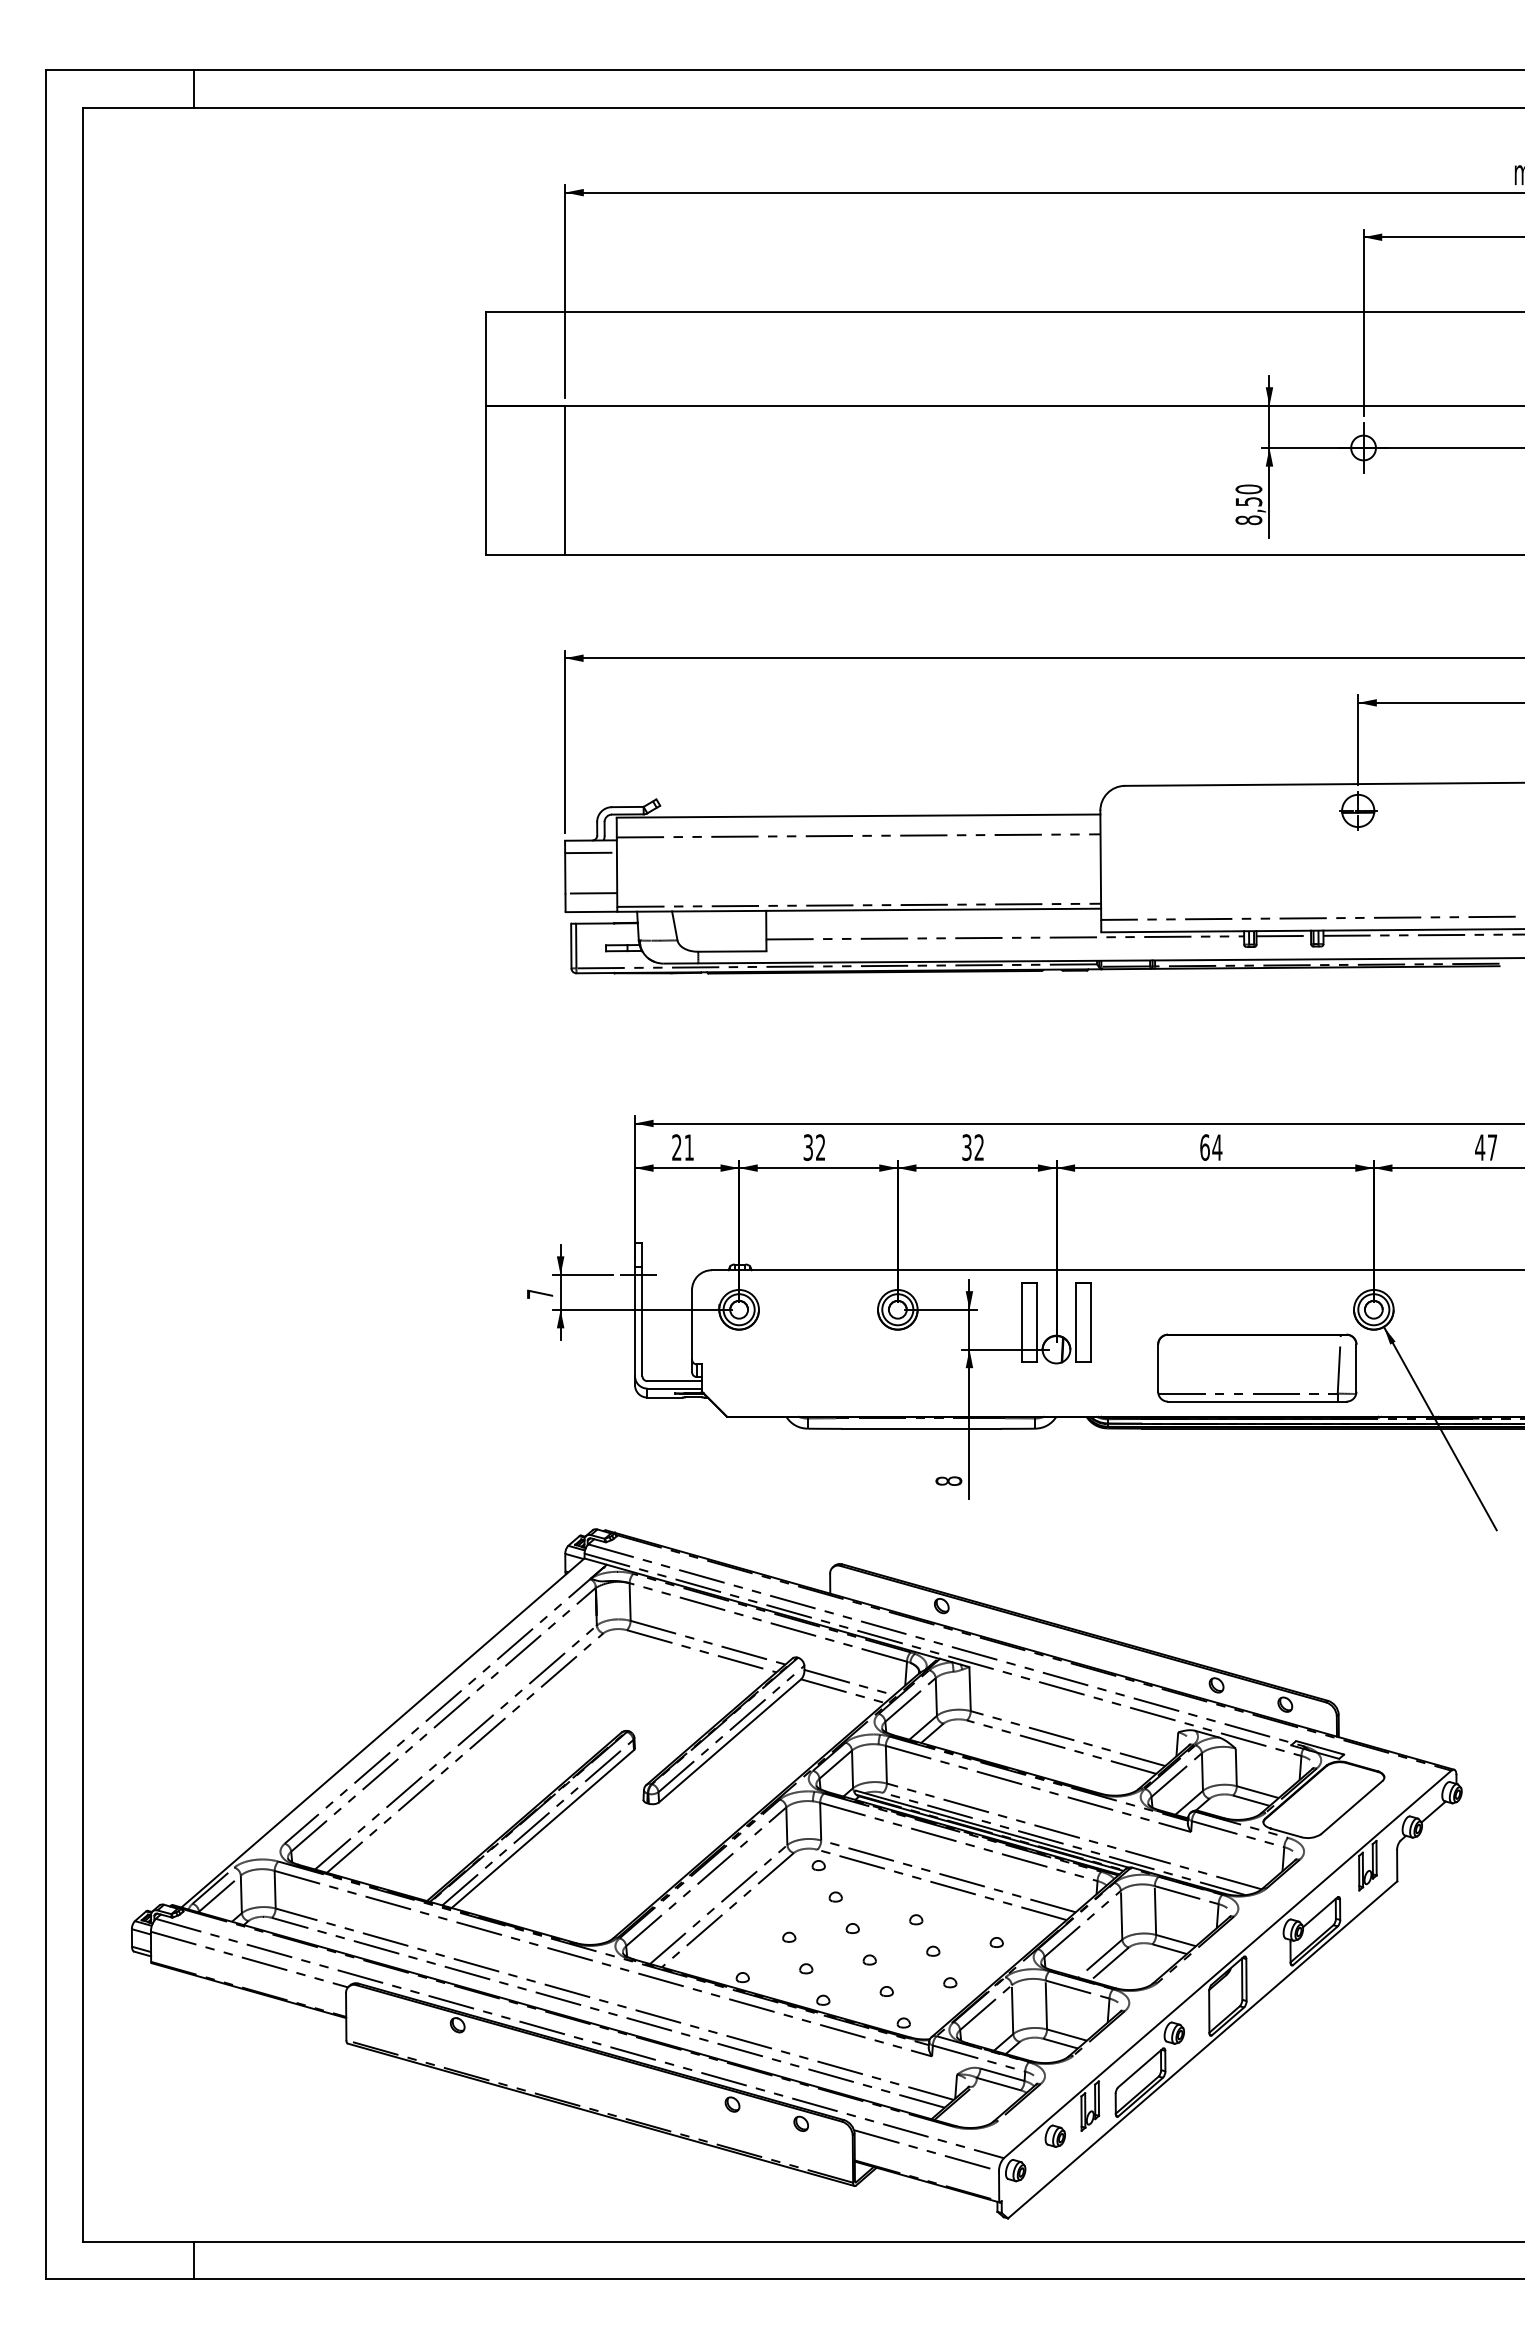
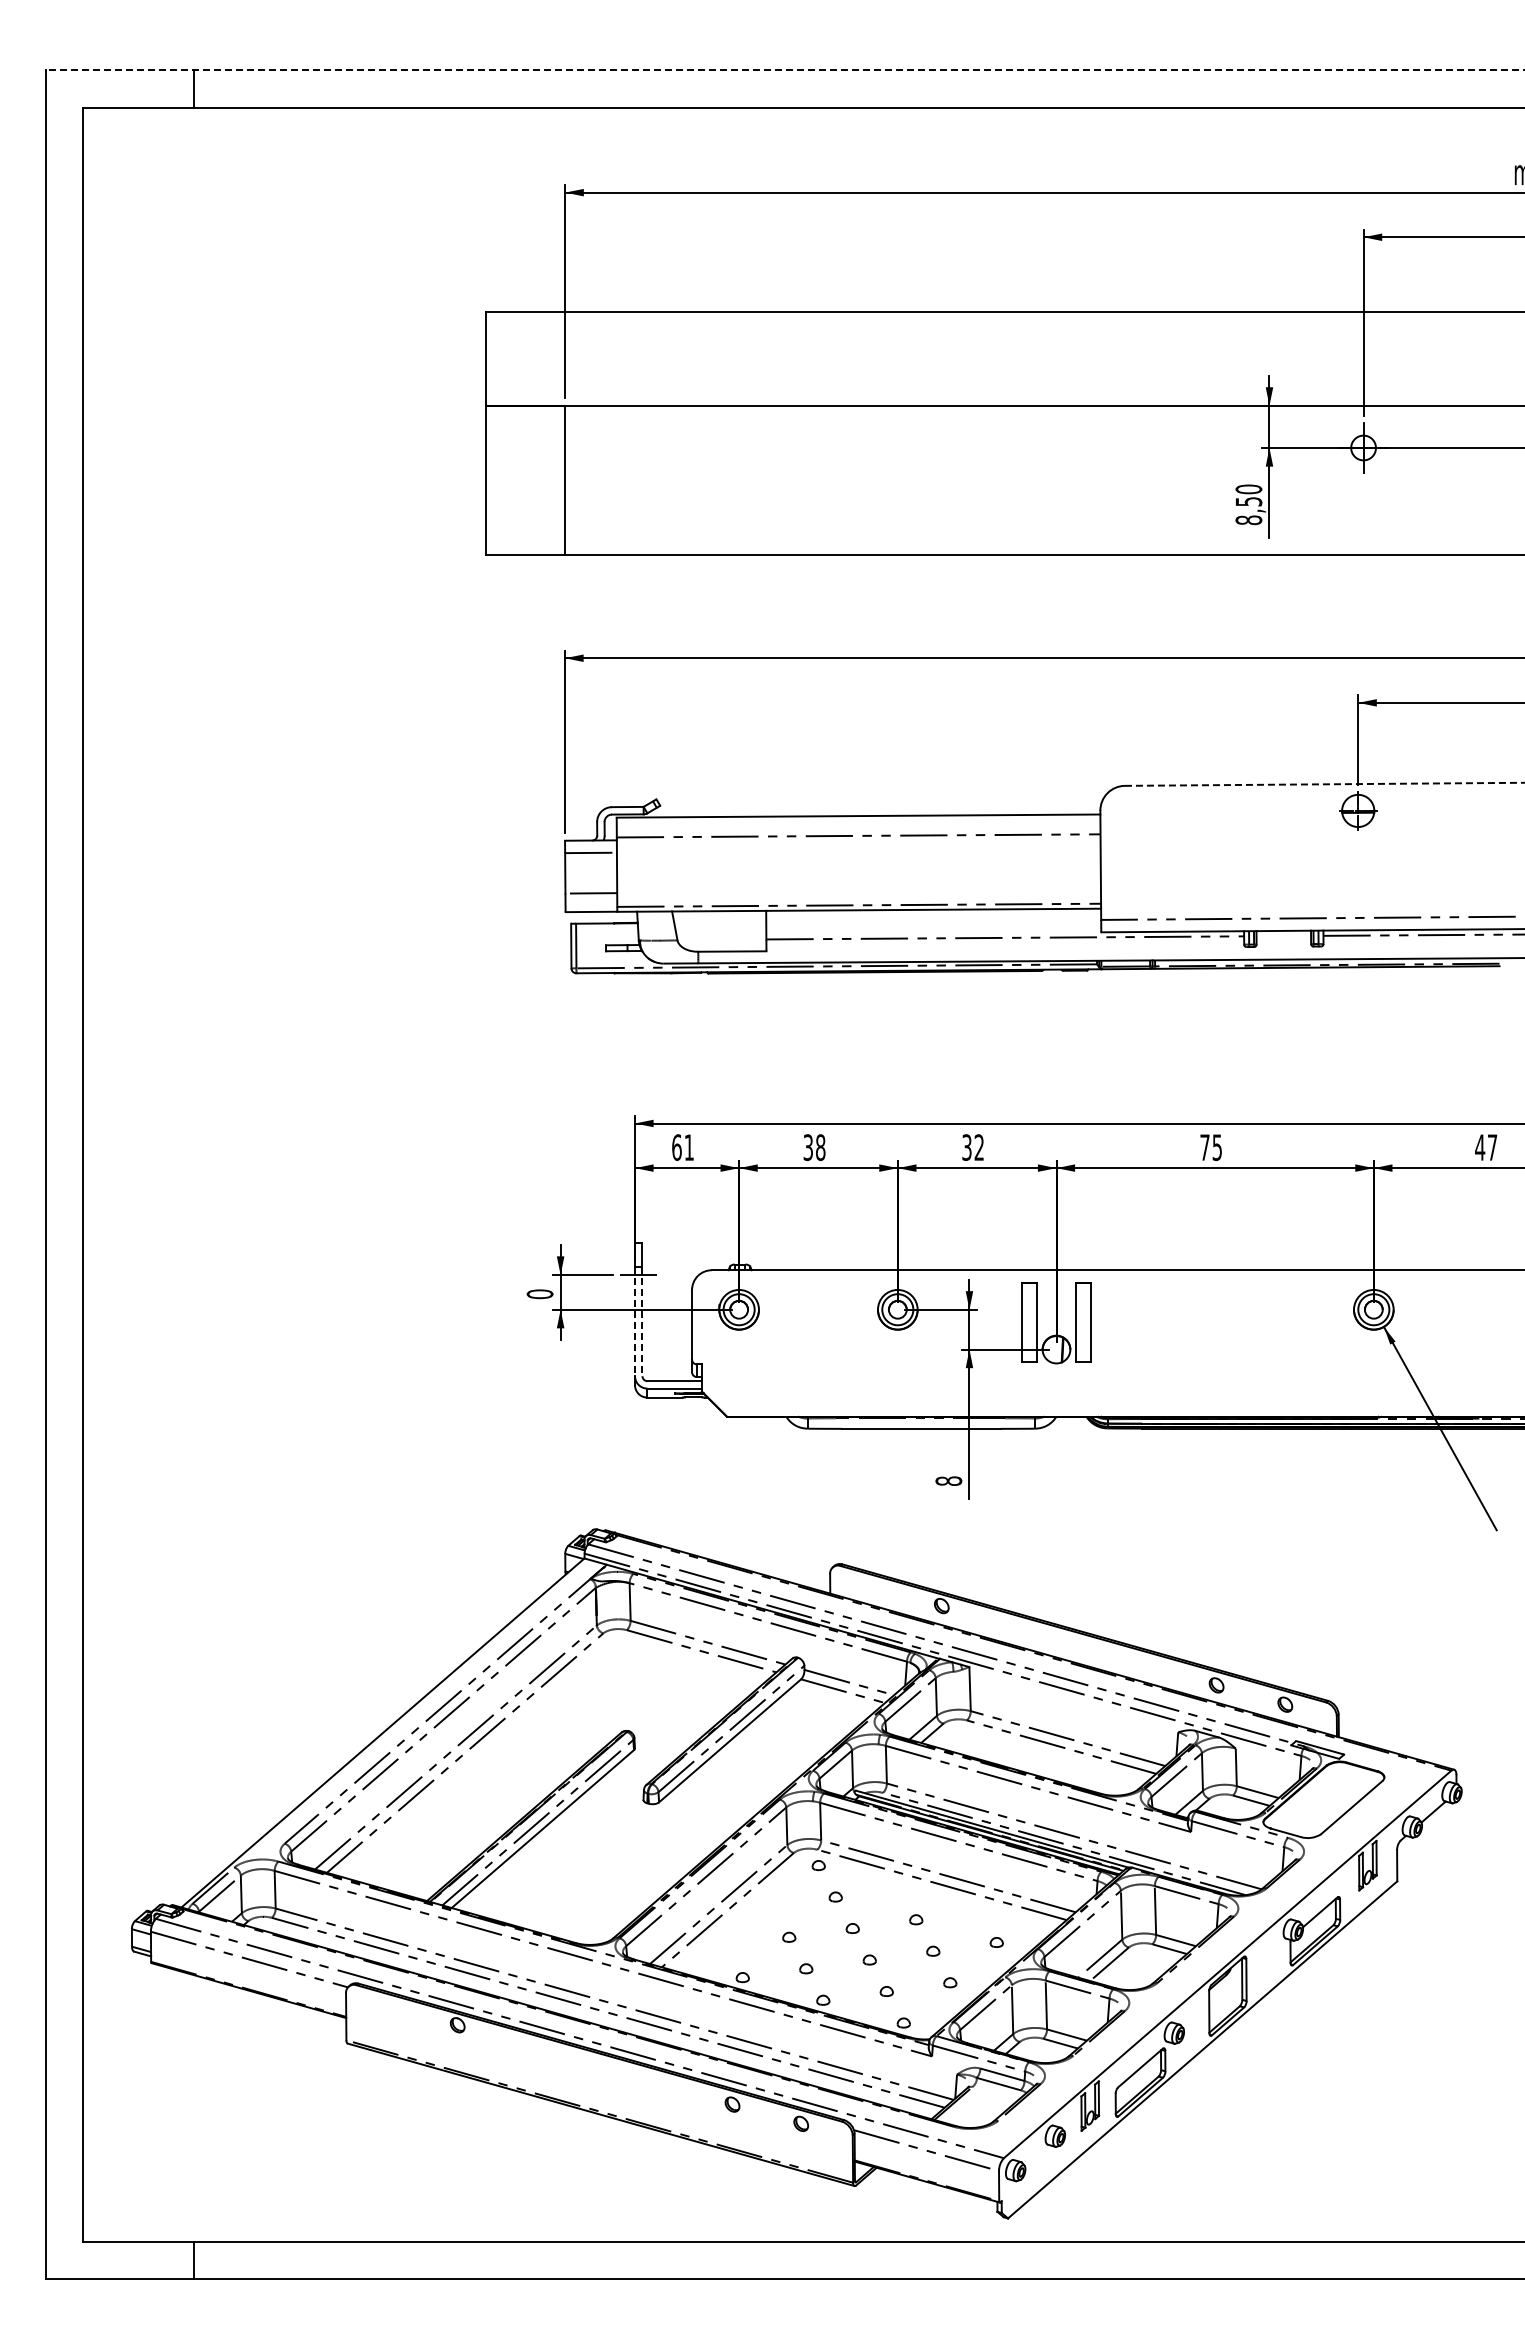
line: solid -> dashed (784, 70)
line: solid -> dashed (1324, 784)
line: present -> none (1283, 935)
text: 21 -> 61 (676, 1147)
text: 32 -> 38 (820, 1147)
text: 64 -> 75 (1211, 1147)
text: 7 -> 0 (539, 1294)
line: solid -> dashed (635, 1321)
line: solid -> dashed (642, 1321)
part: present -> none (1257, 1367)
